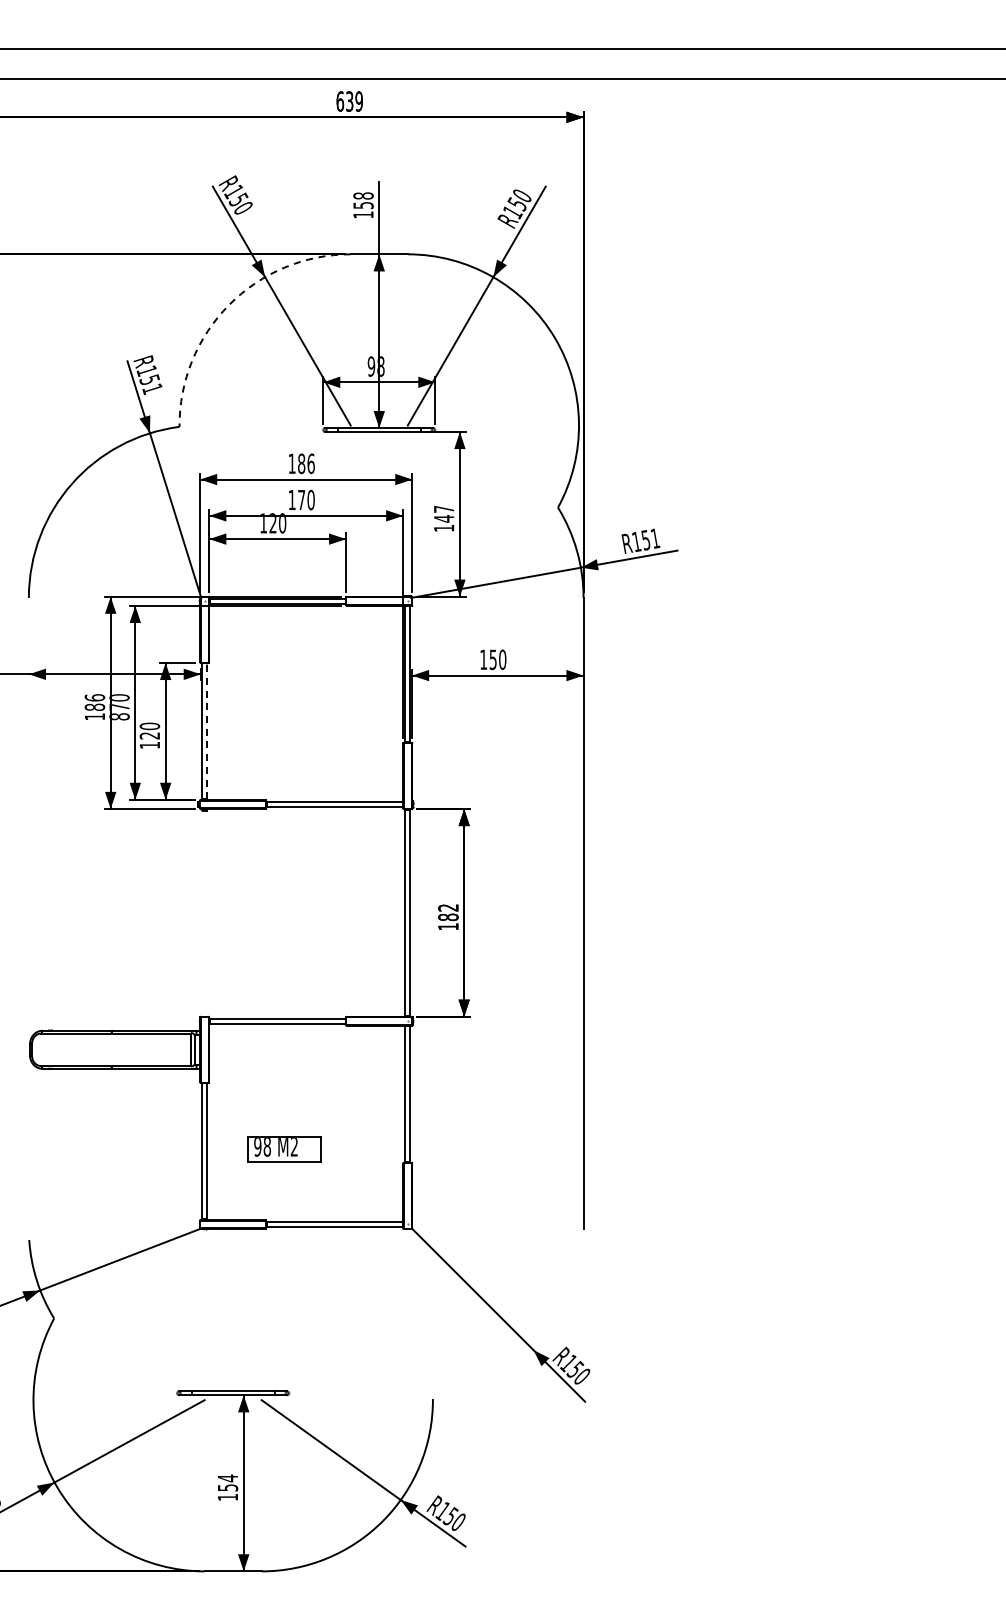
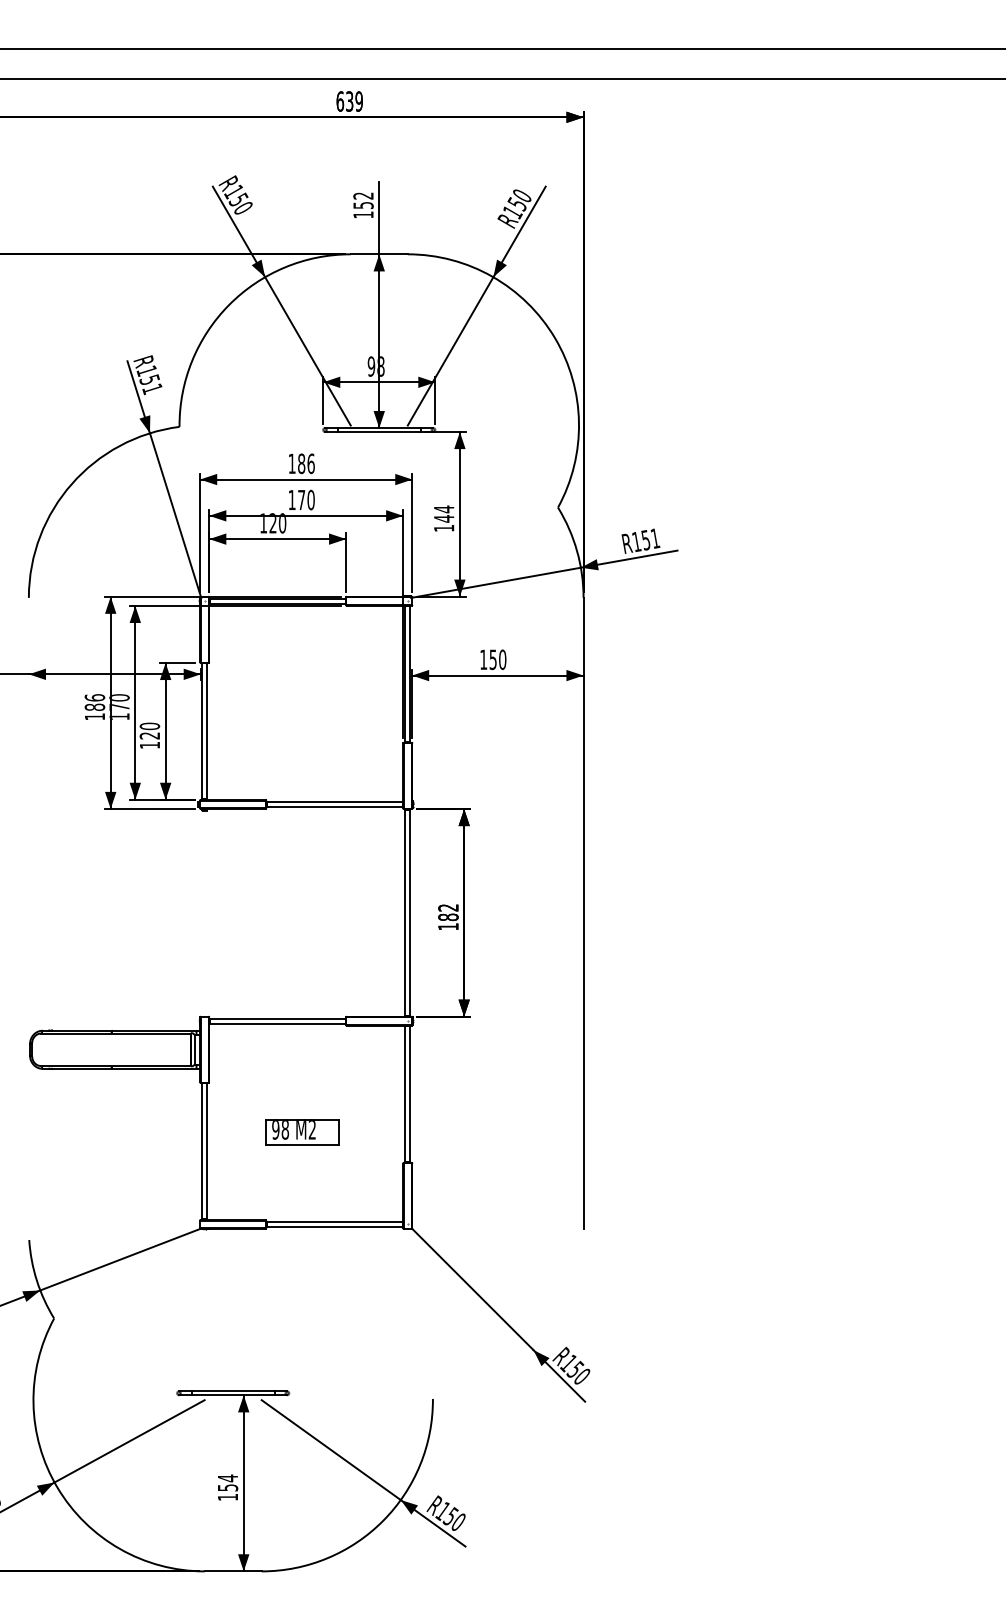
text: 158 -> 152 (363, 195)
arc: dashed -> solid (229, 304)
text: 147 -> 144 (444, 509)
text: 870 -> 170 (119, 716)
line: dashed -> solid (207, 731)
part position: (284, 1149) -> (302, 1132) (302, 1132)
